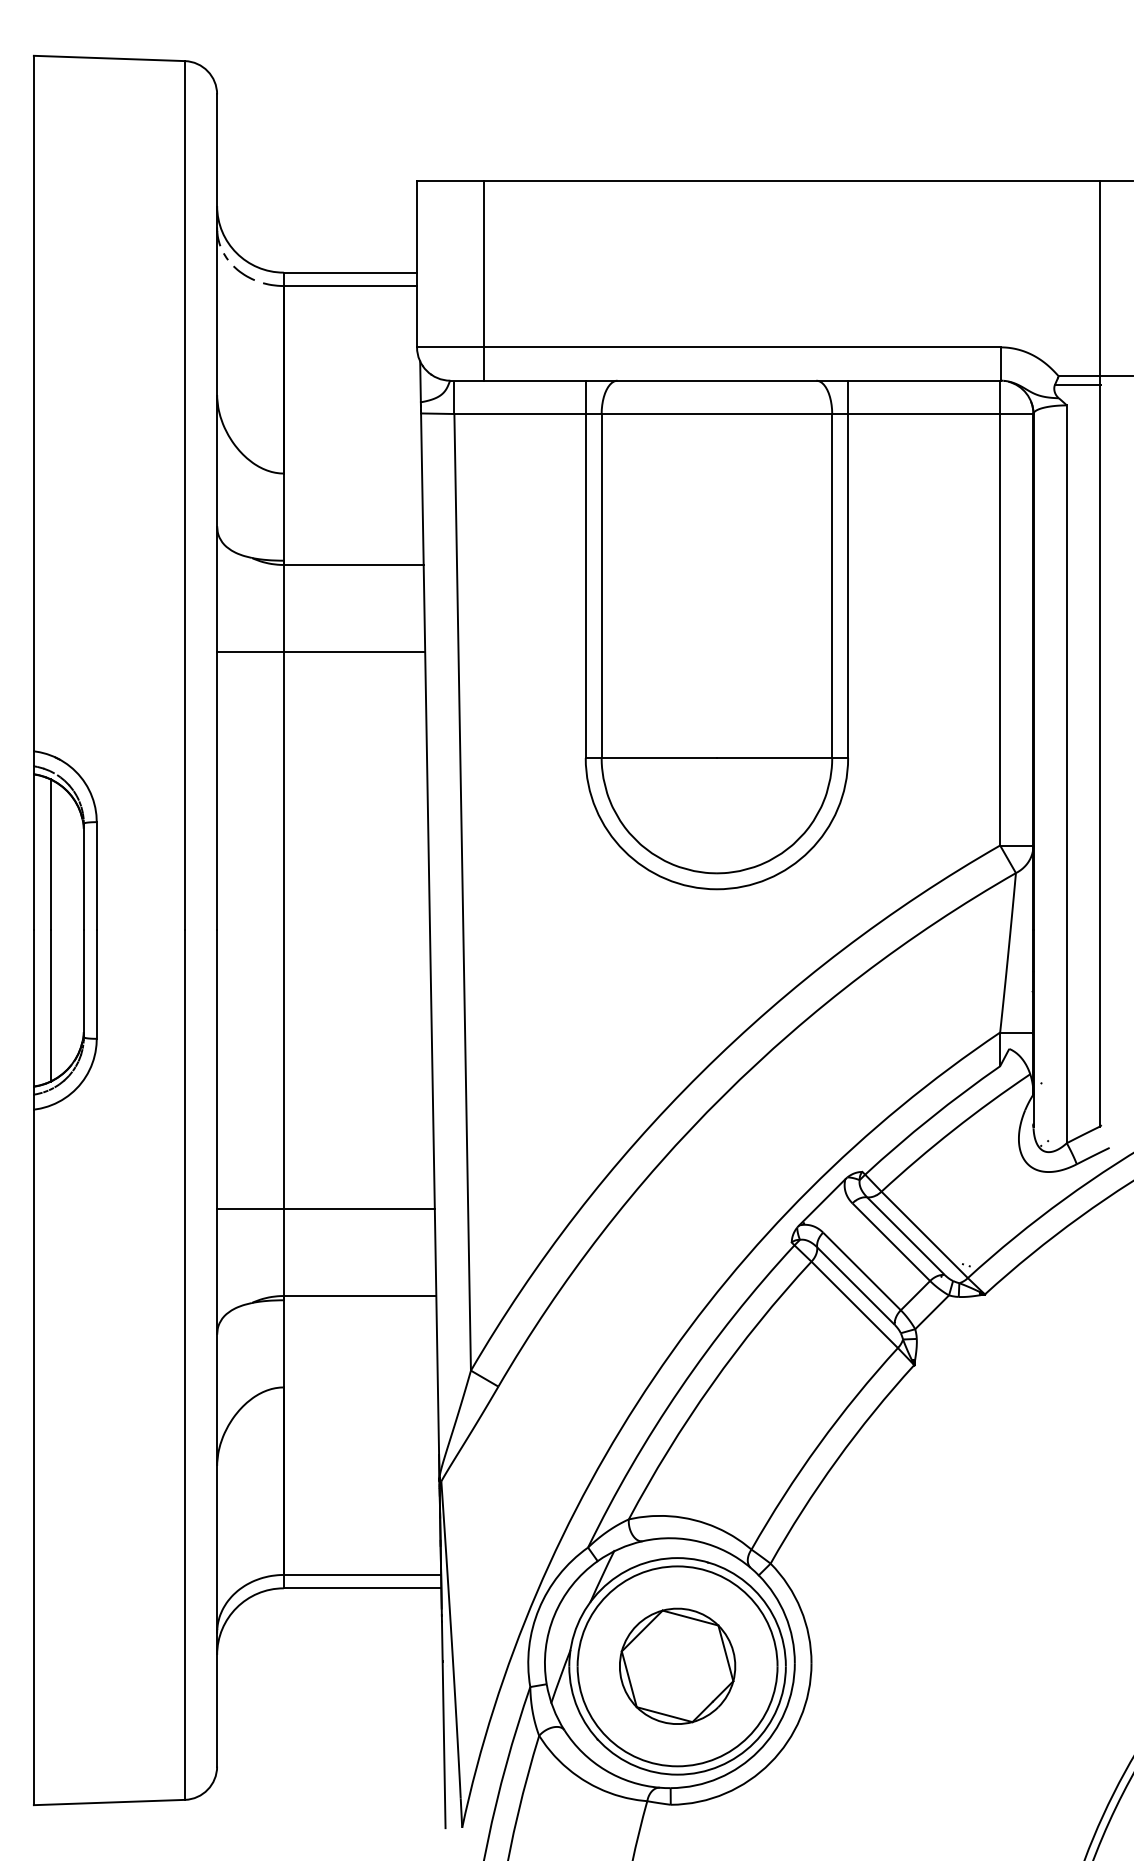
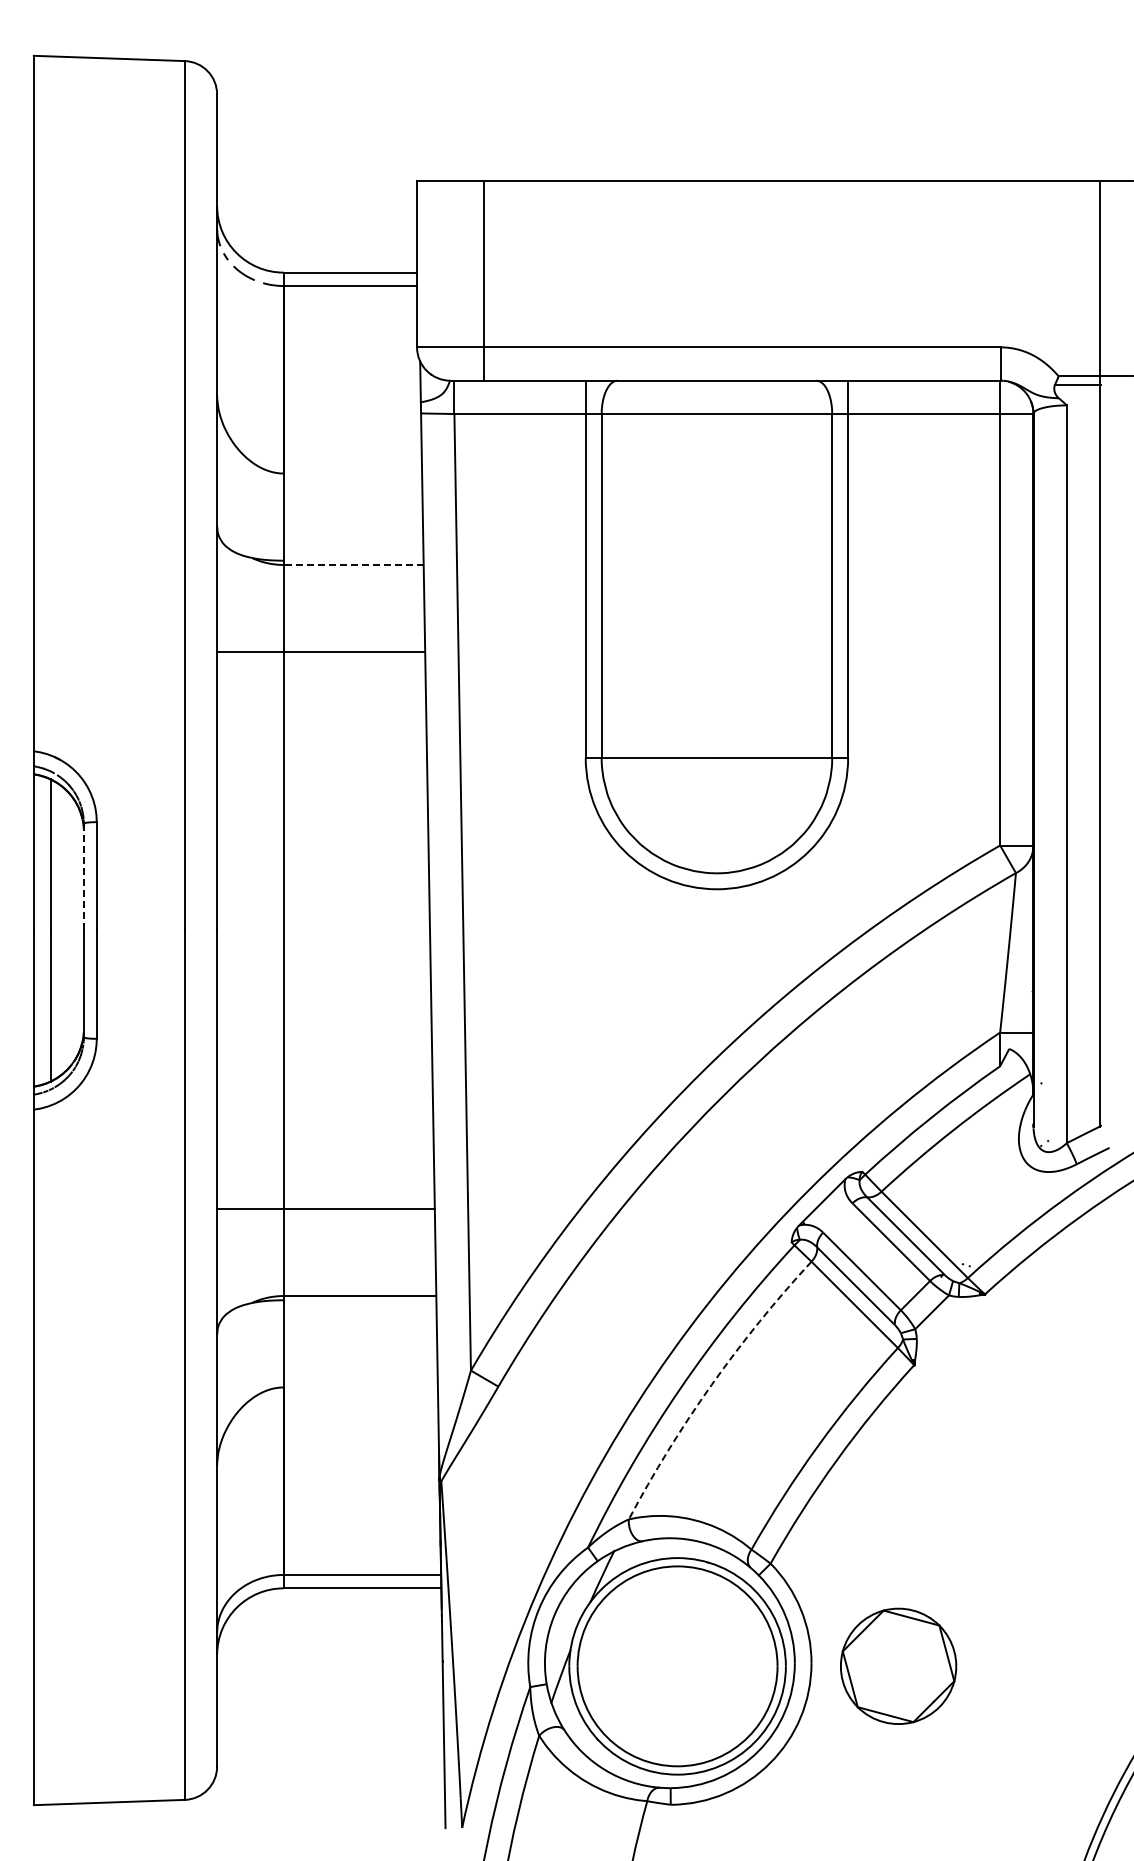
line: solid -> dashed (353, 564)
line: solid -> dashed (83, 876)
arc: solid -> dashed (711, 1384)
part position: (677, 1665) -> (898, 1665) (898, 1665)
